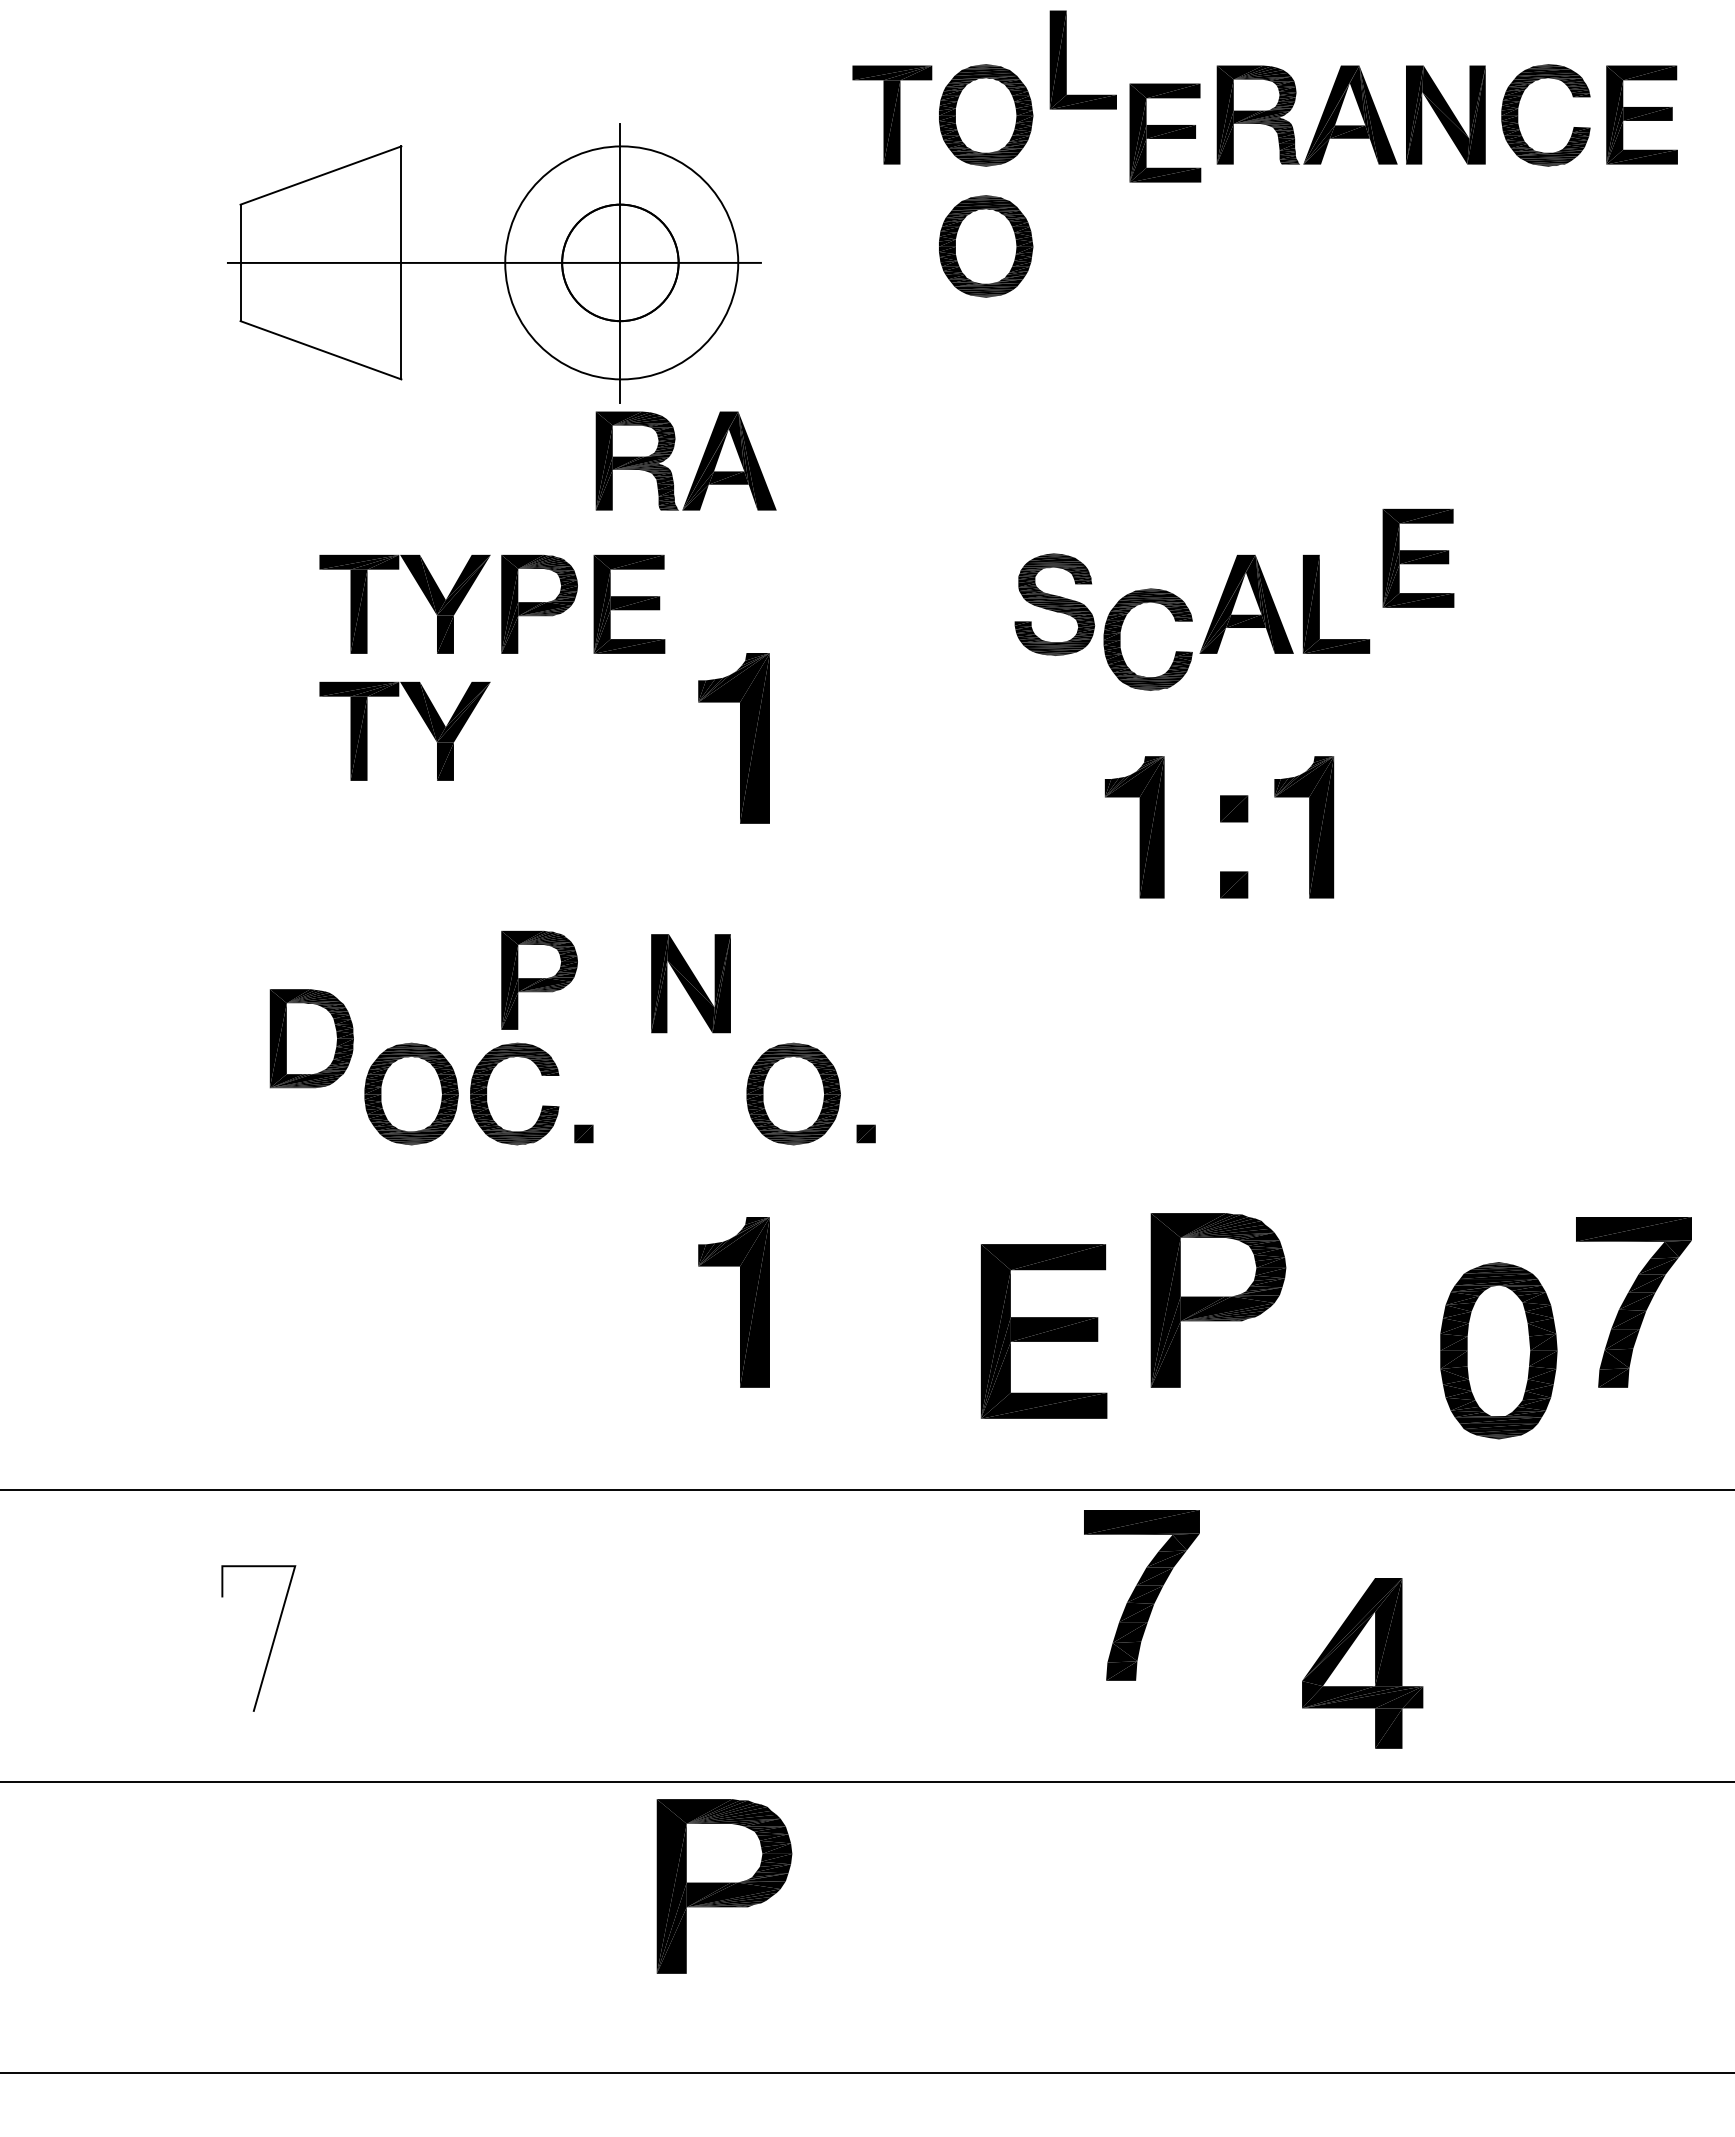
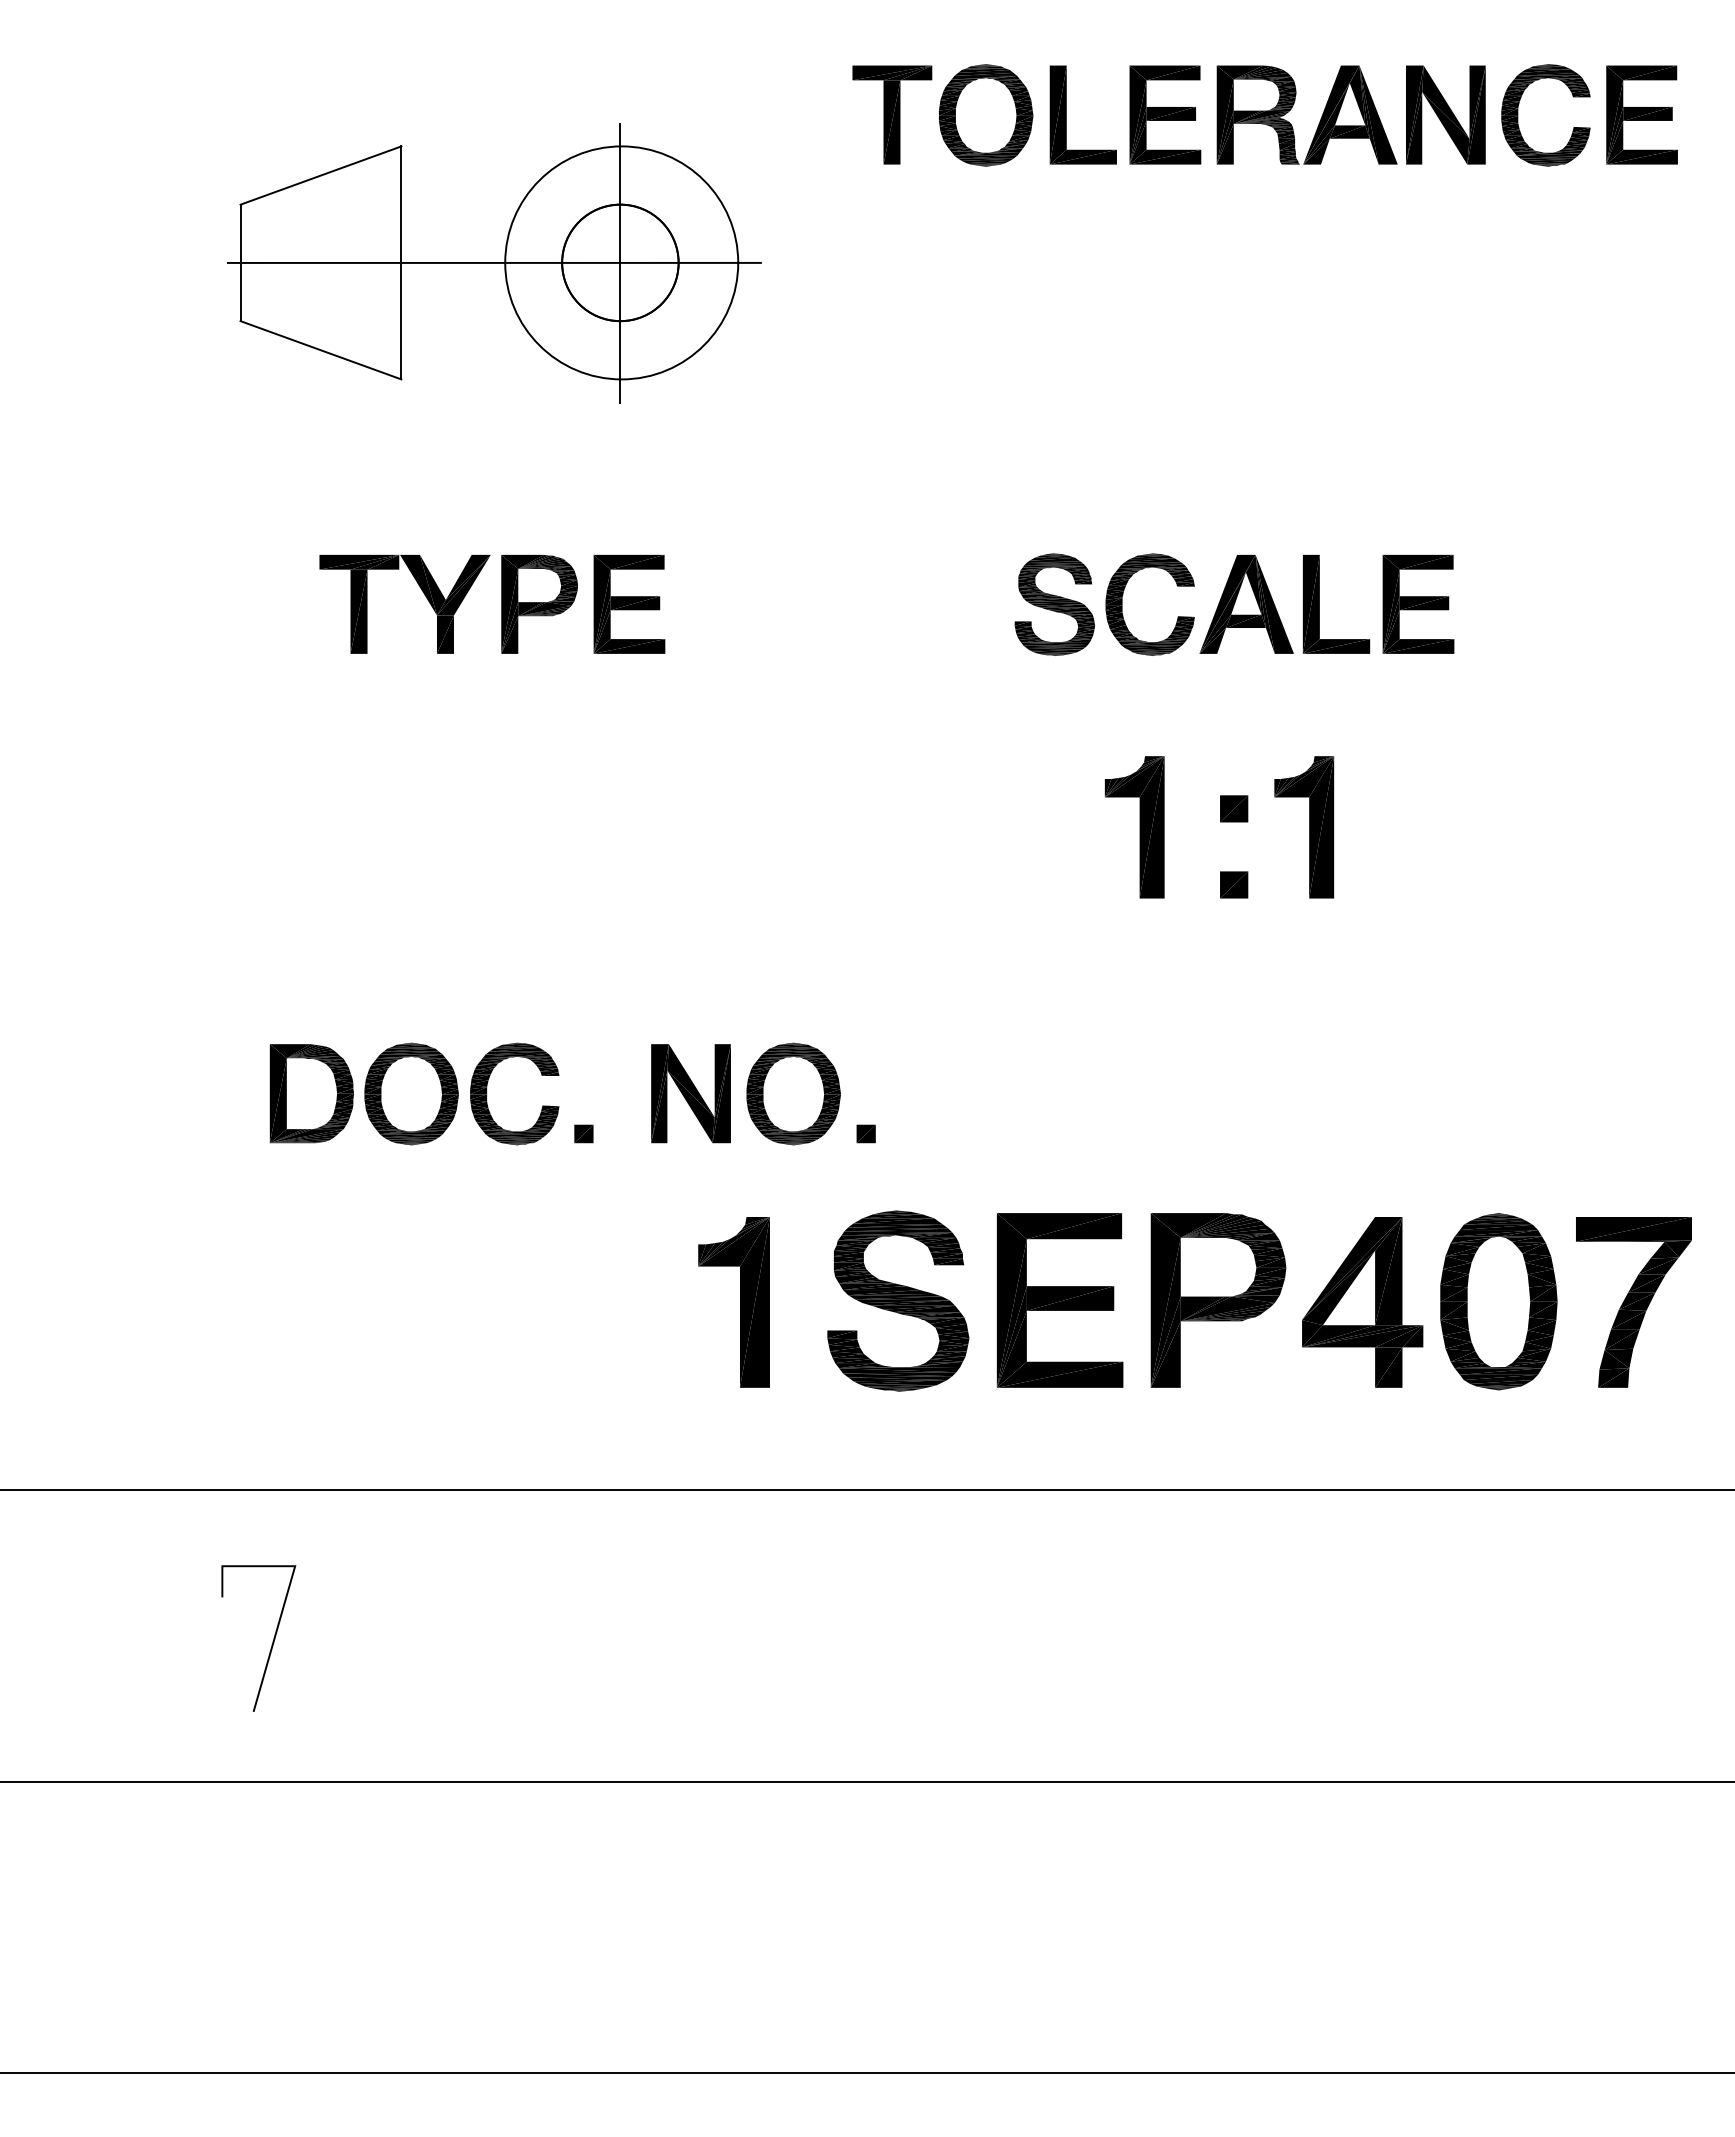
part position: (1066, 59) -> (1066, 114) (1066, 114)
part position: (1165, 132) -> (1165, 114) (1165, 114)
part: present -> none (986, 246)
part: present -> none (699, 464)
part position: (1418, 557) -> (1418, 603) (1418, 603)
part position: (1120, 639) -> (1122, 604) (1122, 604)
part: present -> none (421, 717)
part: present -> none (740, 738)
part: present -> none (539, 979)
part position: (690, 983) -> (690, 1093) (690, 1093)
part position: (311, 1038) -> (311, 1093) (311, 1093)
part: none -> present (898, 1300)
part position: (1043, 1331) -> (1059, 1300) (1059, 1300)
part position: (1498, 1350) -> (1498, 1301) (1498, 1301)
part: present -> none (1141, 1595)
part position: (1362, 1663) -> (1362, 1302) (1362, 1302)
part: present -> none (724, 1886)
